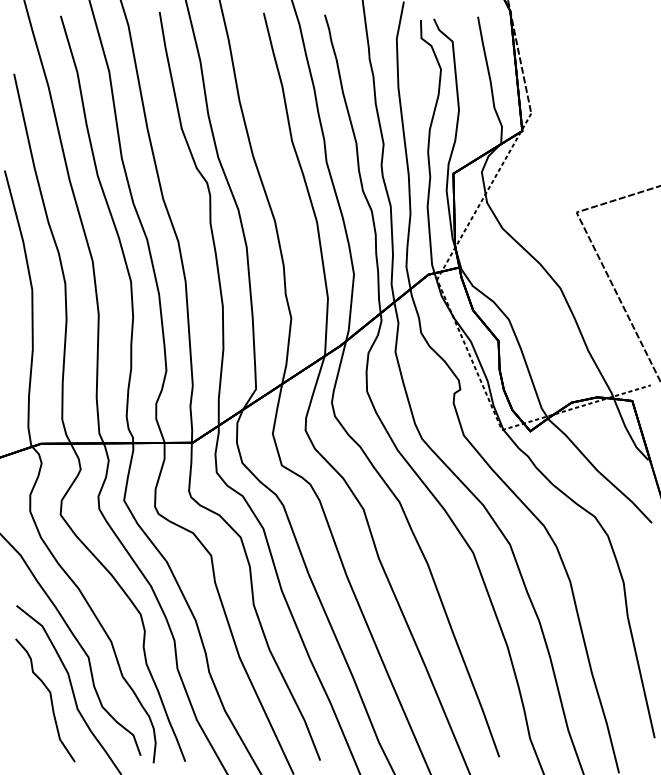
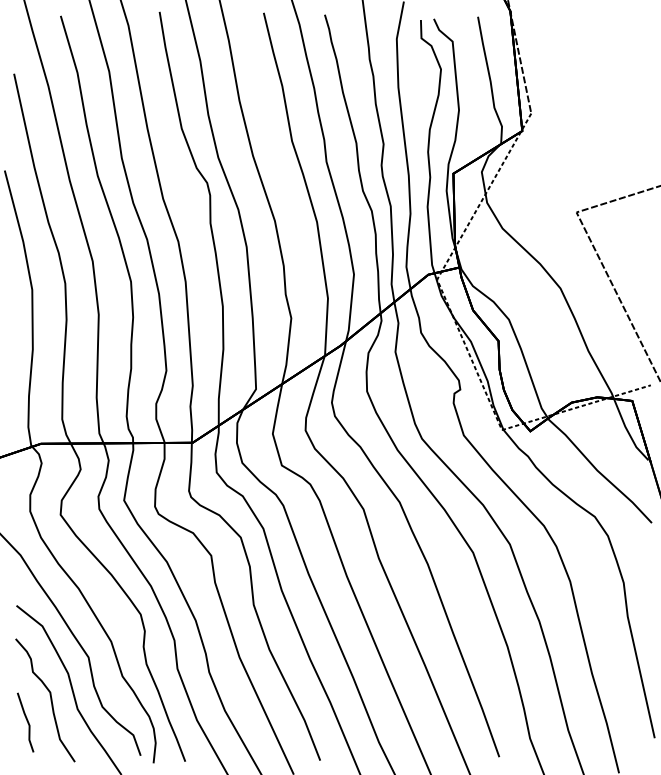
line: none -> present (26, 721)
